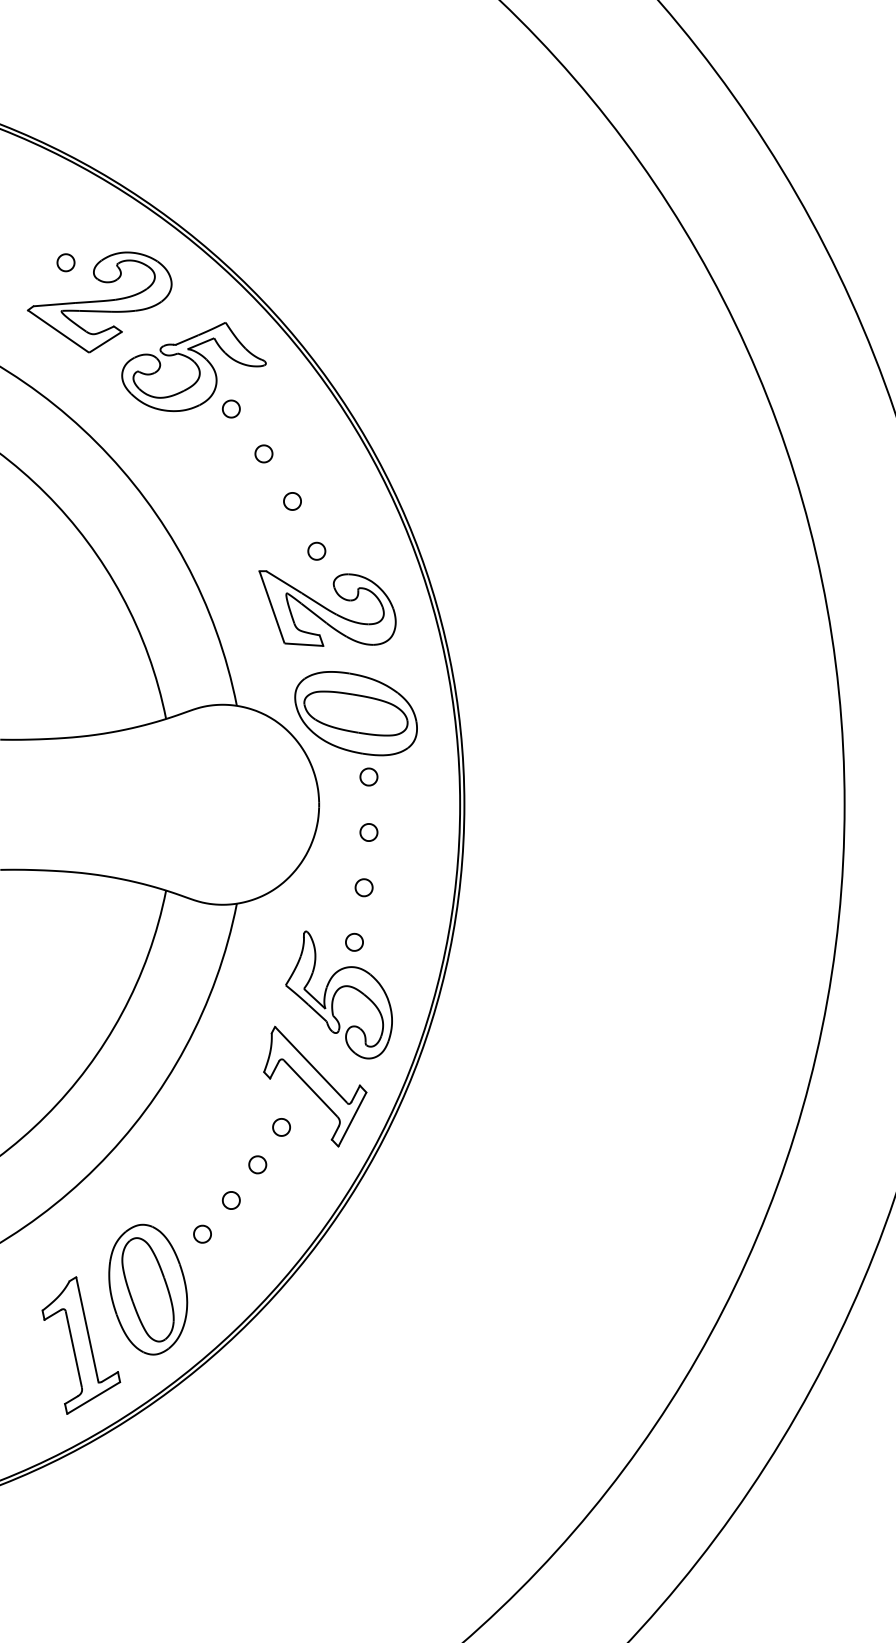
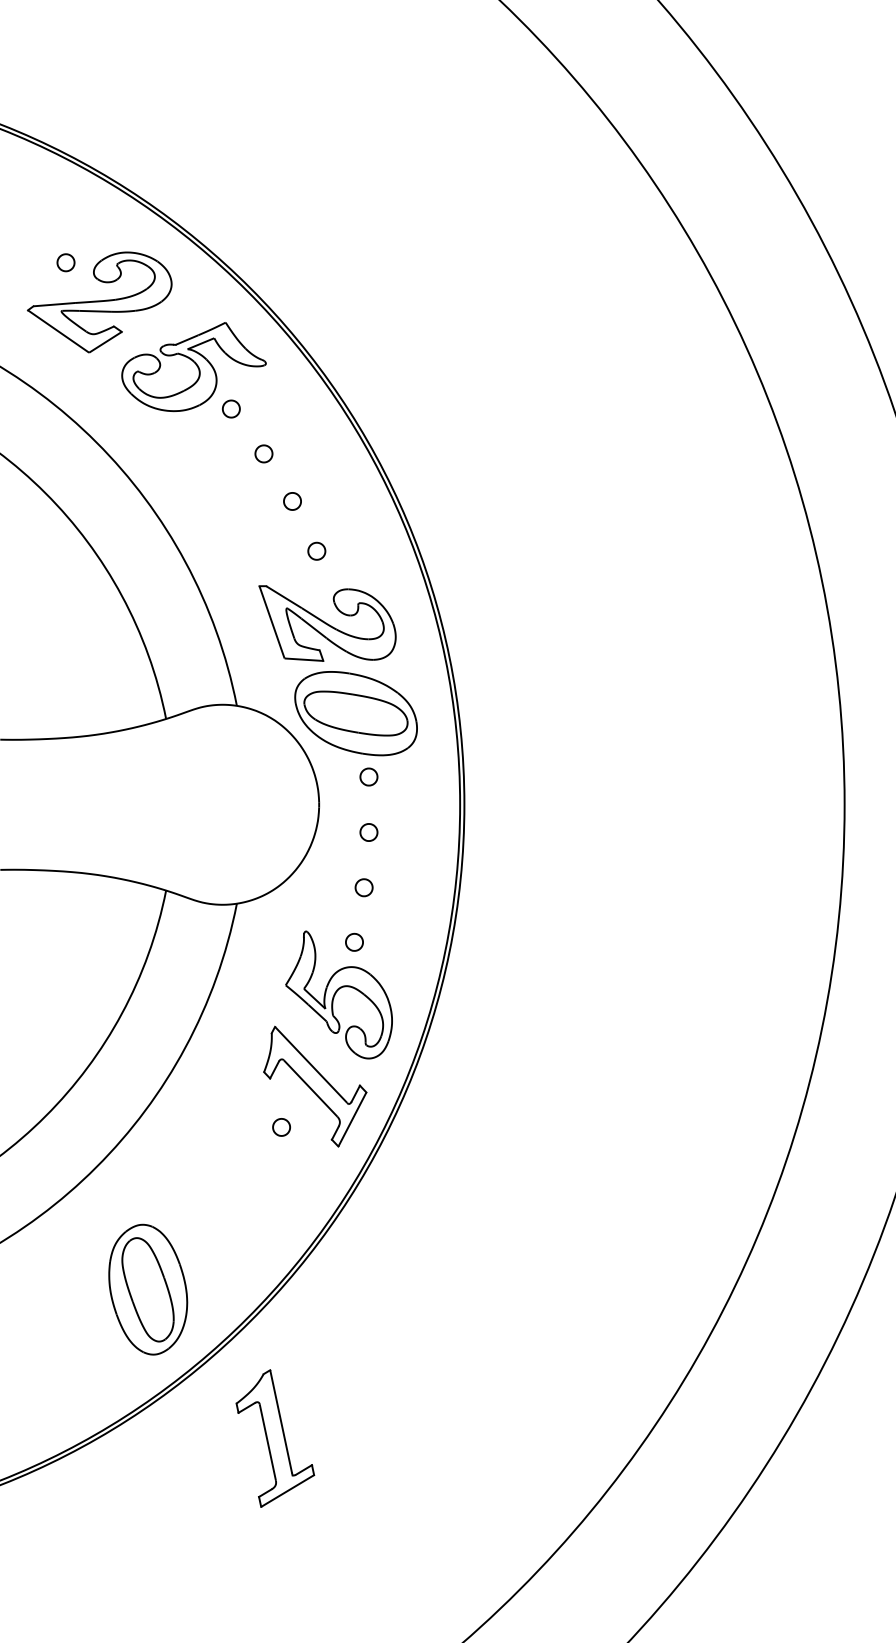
part position: (327, 608) -> (327, 623) (327, 623)
part: present -> none (257, 1164)
part: present -> none (230, 1200)
part: present -> none (202, 1233)
part position: (81, 1345) -> (275, 1438) (275, 1438)
